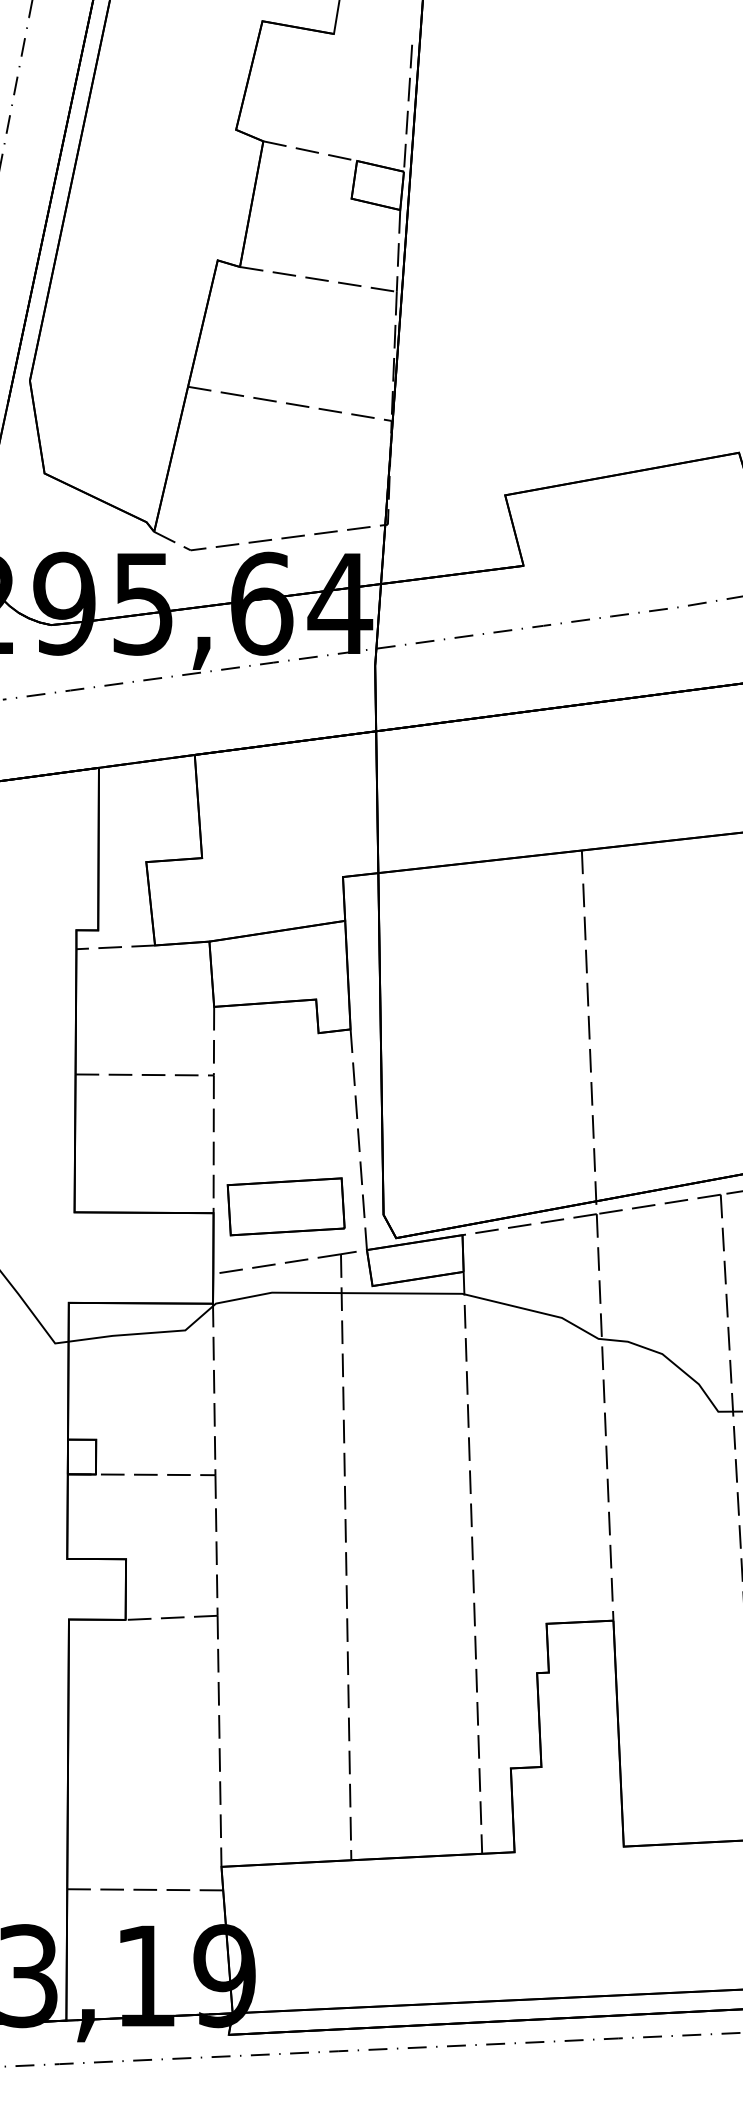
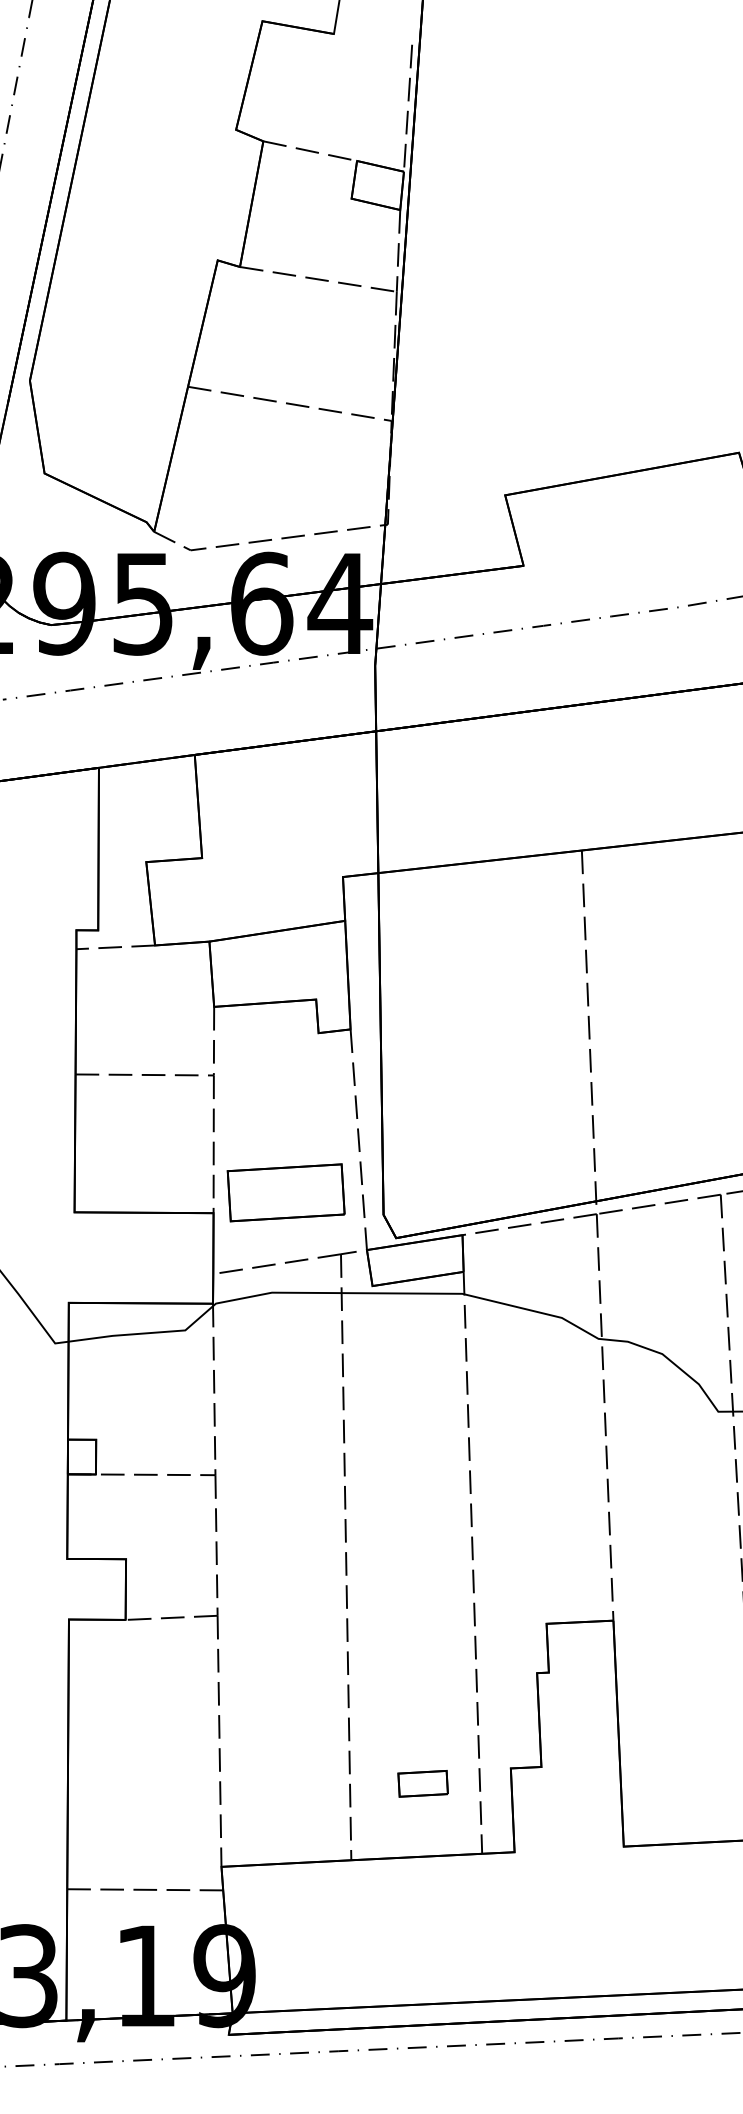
part position: (285, 1206) -> (285, 1192) (285, 1192)
part: none -> present (422, 1783)
